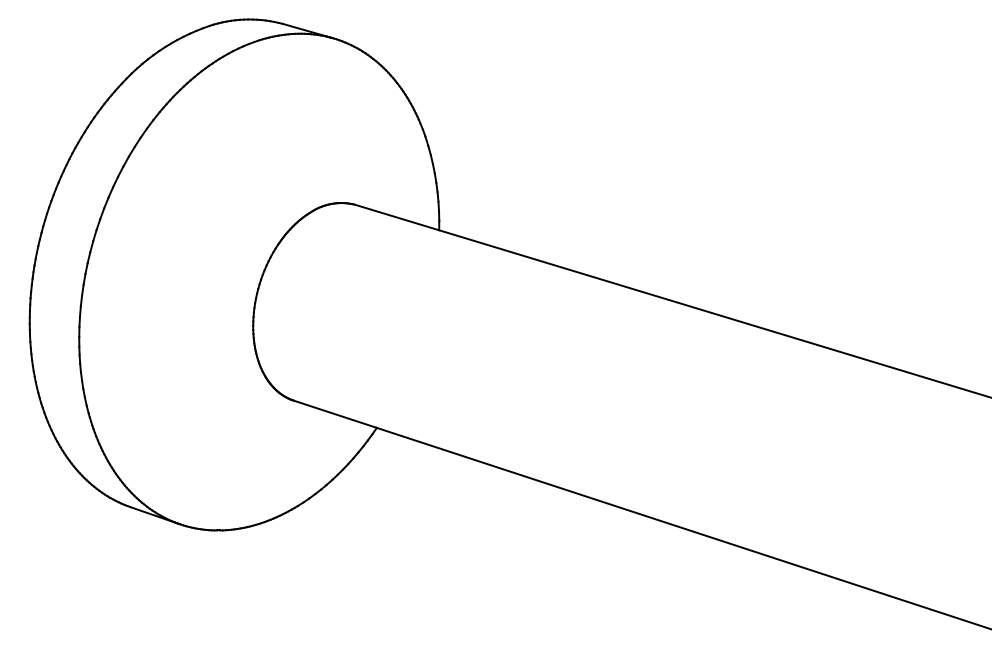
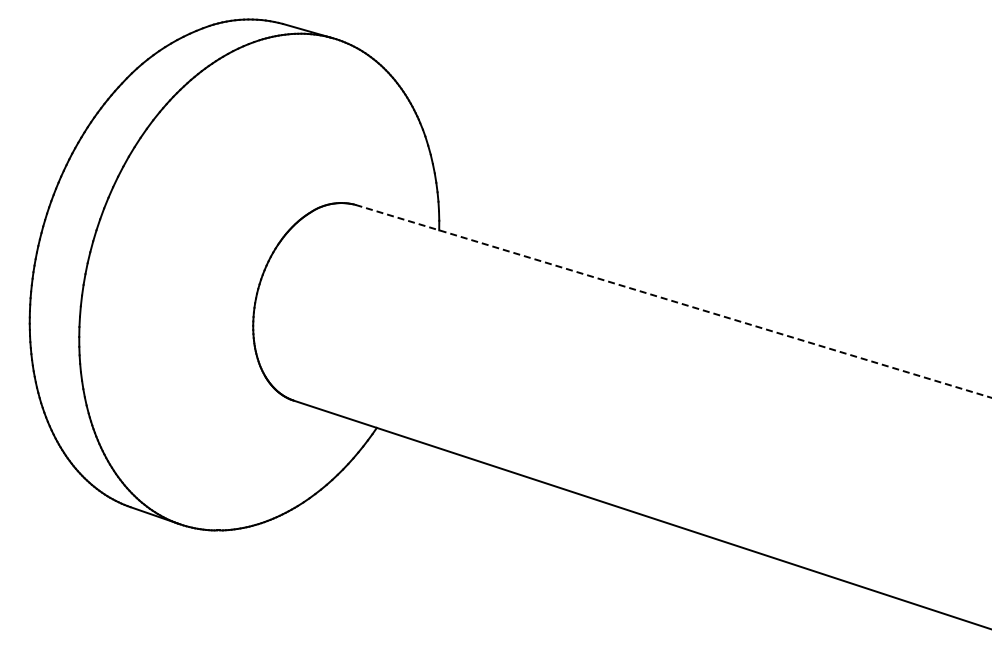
line: solid -> dashed (673, 301)
